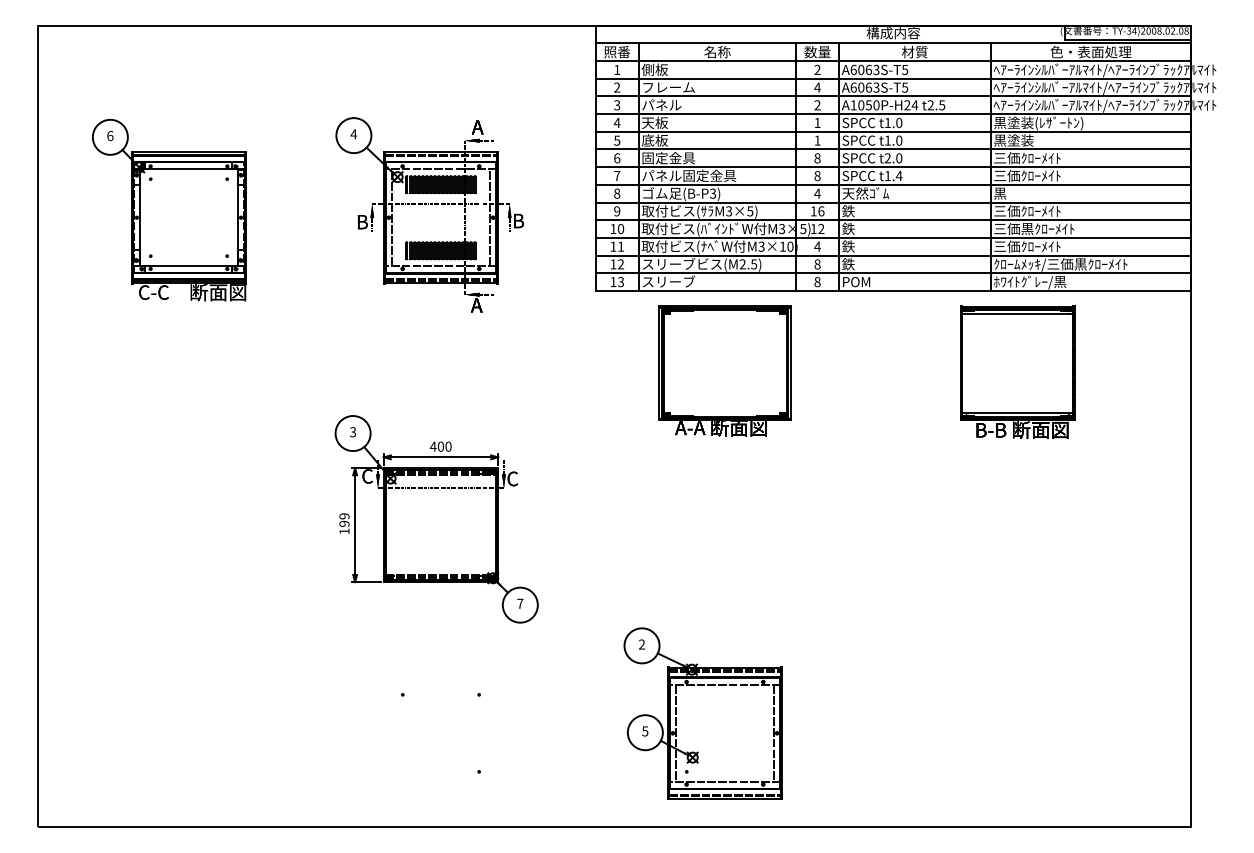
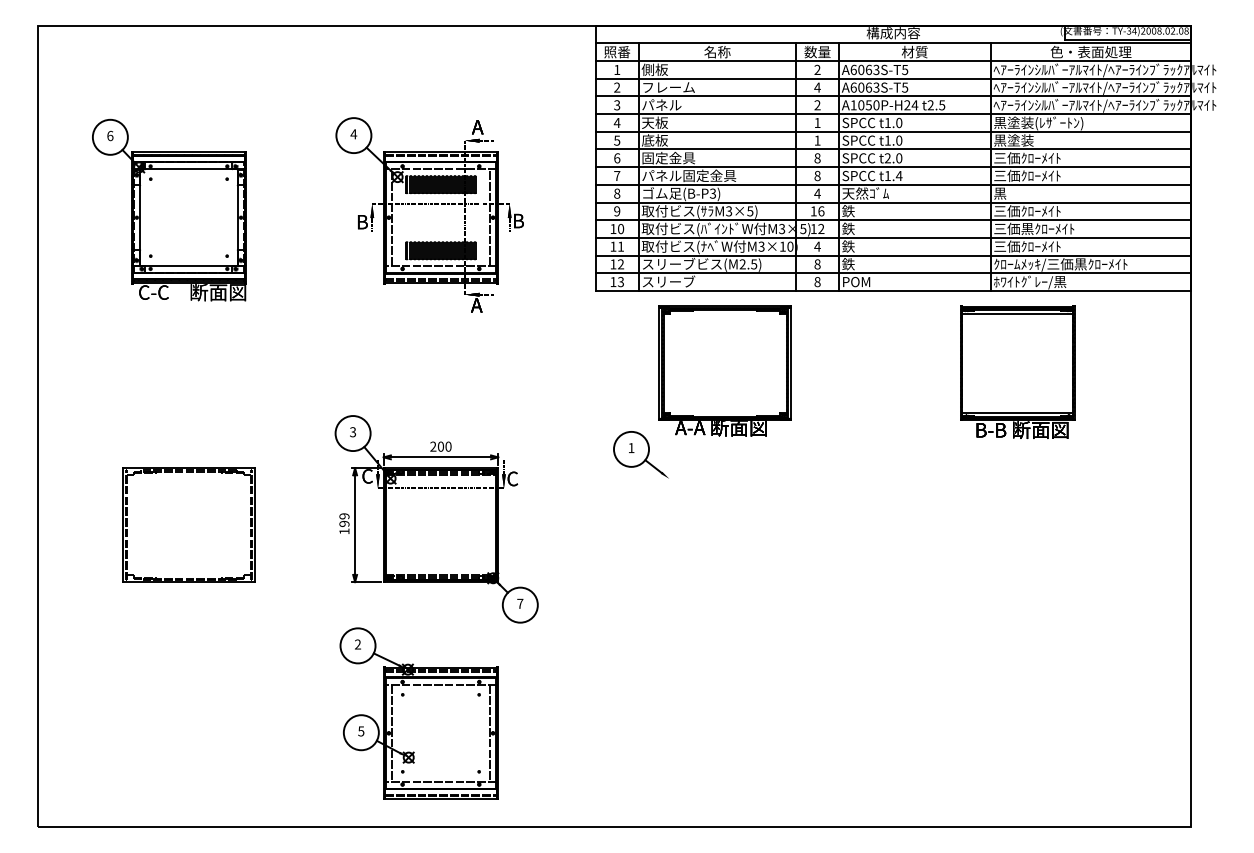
text: 400 -> 200 (432, 446)
part: none -> present (640, 454)
part: none -> present (188, 524)
part position: (702, 713) -> (418, 713) (418, 713)
